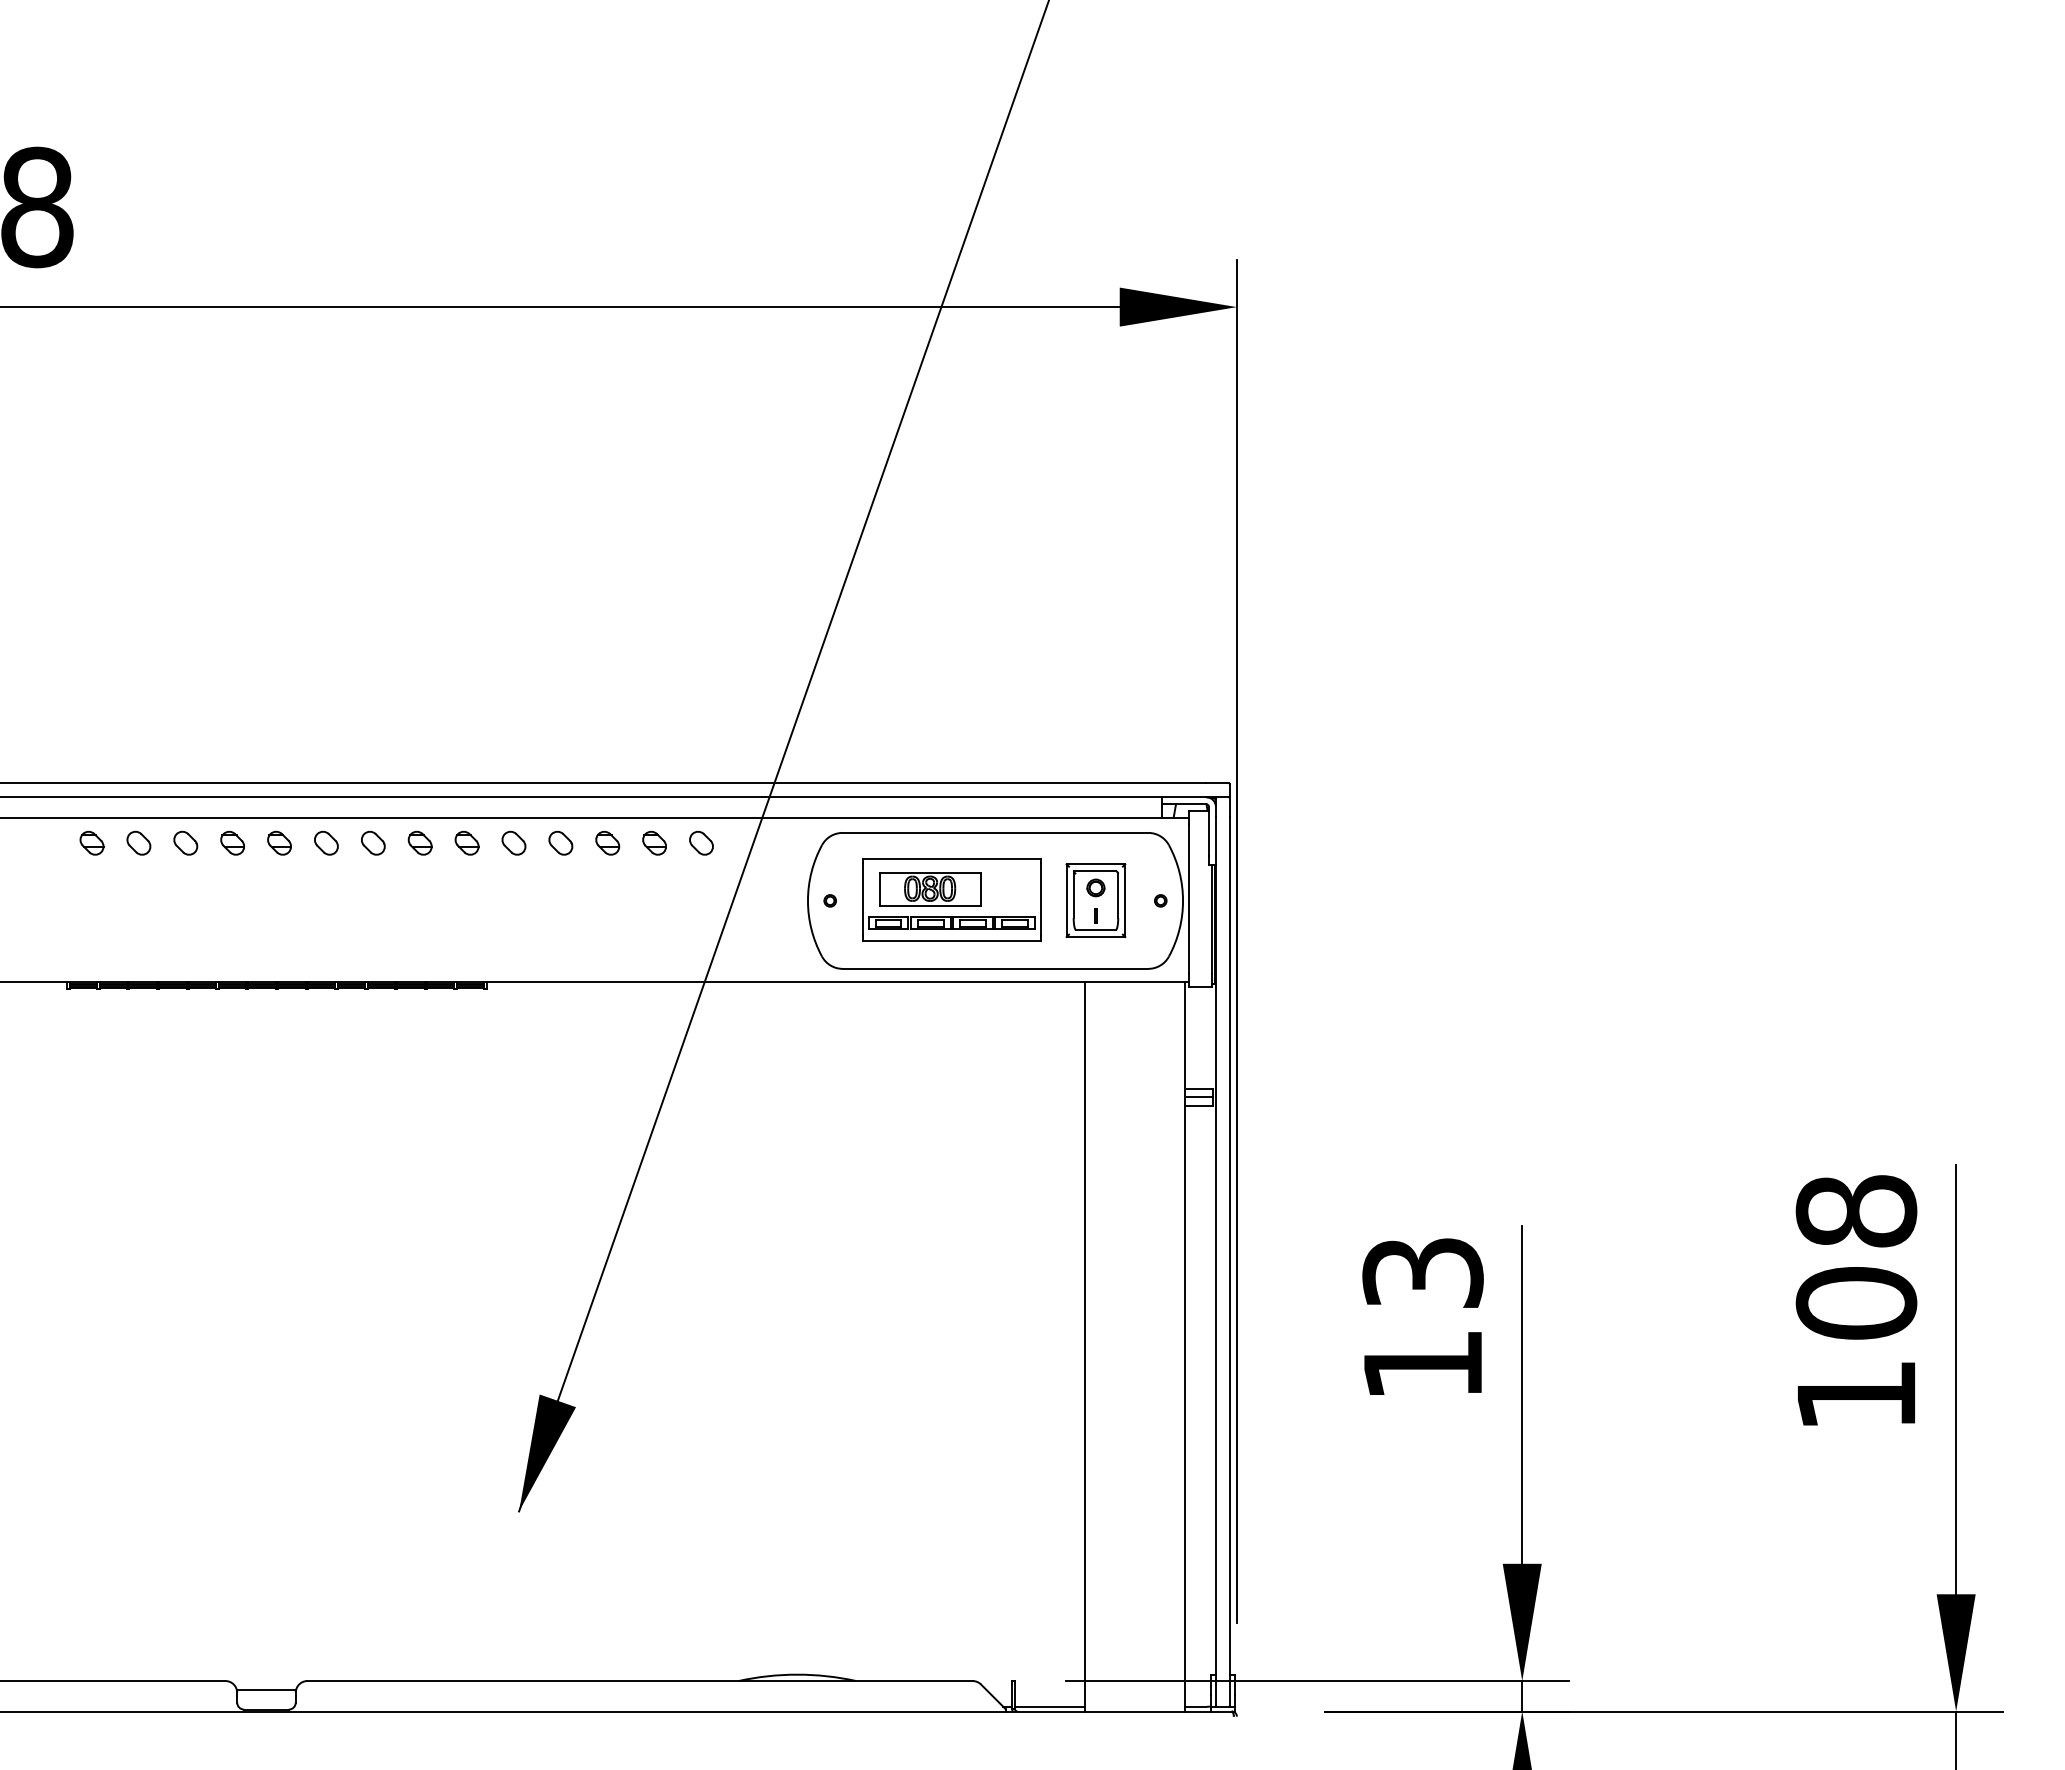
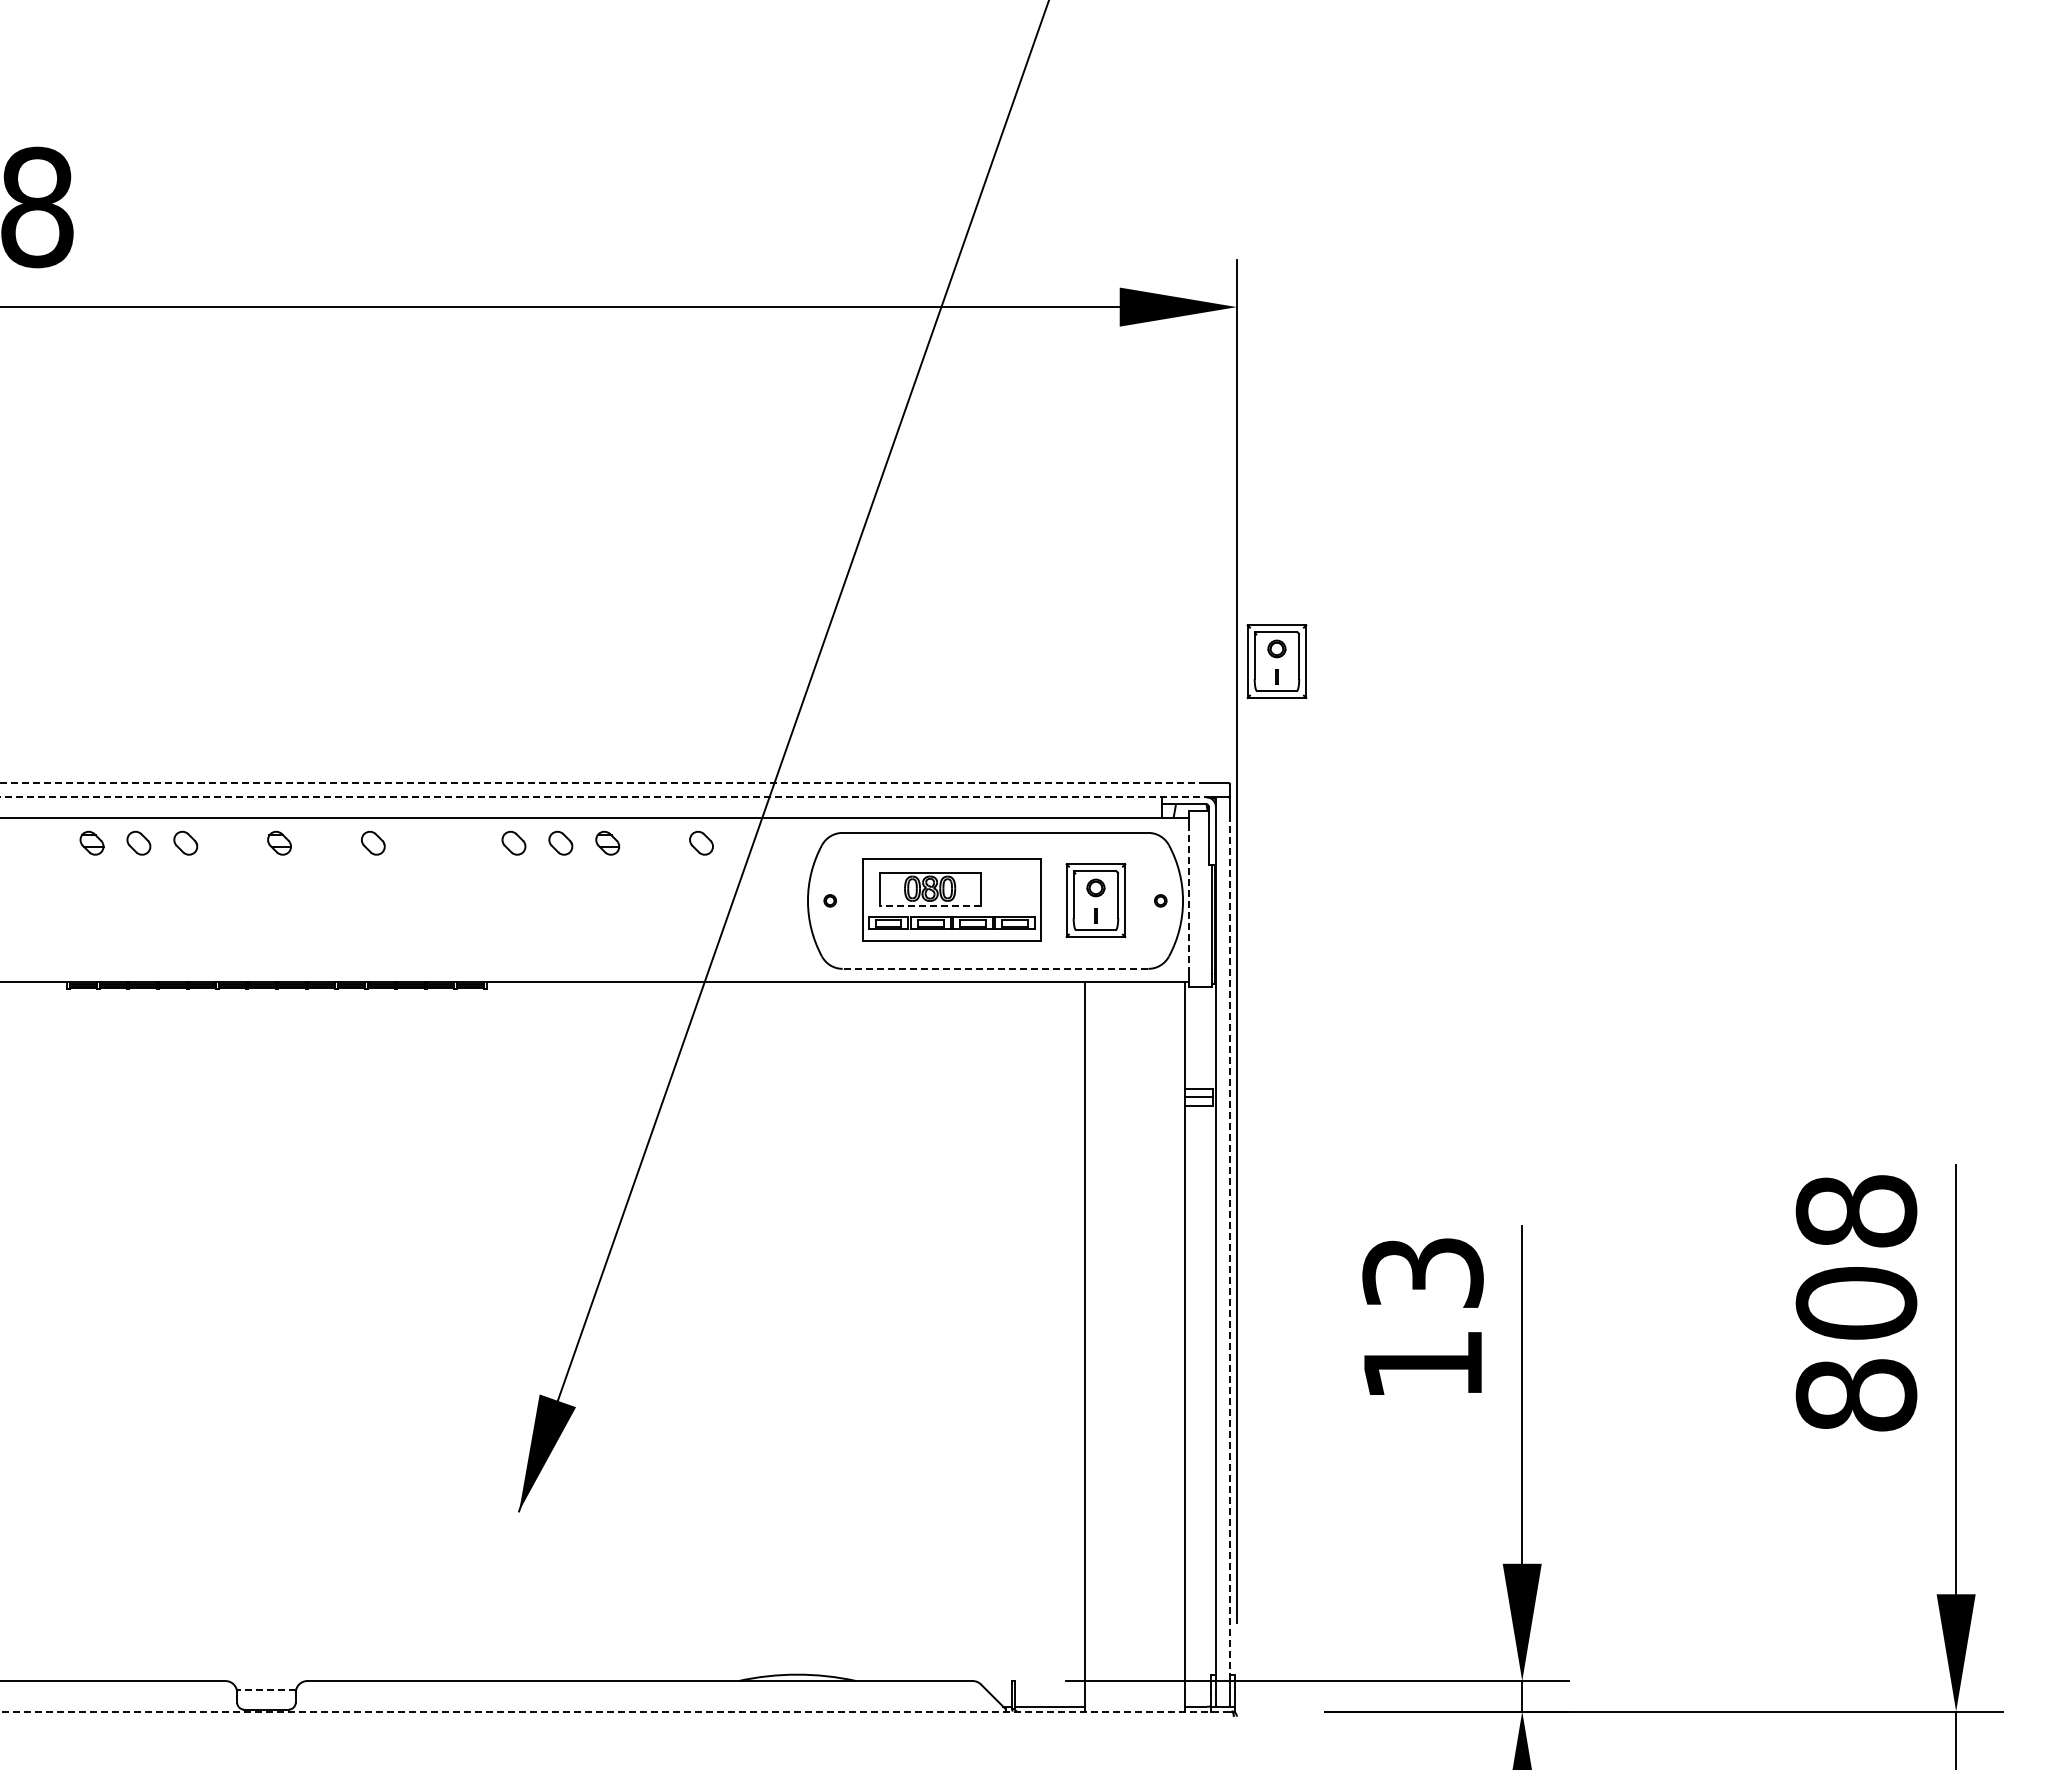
part: none -> present (1276, 661)
line: solid -> dashed (603, 783)
line: solid -> dashed (603, 797)
part: present -> none (232, 843)
part: present -> none (326, 843)
part: present -> none (419, 843)
part: present -> none (466, 843)
part: present -> none (654, 843)
line: solid -> dashed (1188, 898)
line: solid -> dashed (930, 905)
line: solid -> dashed (995, 968)
line: solid -> dashed (1229, 1247)
text: 108 -> 808 (1856, 1395)
line: solid -> dashed (265, 1690)
line: solid -> dashed (616, 1711)
